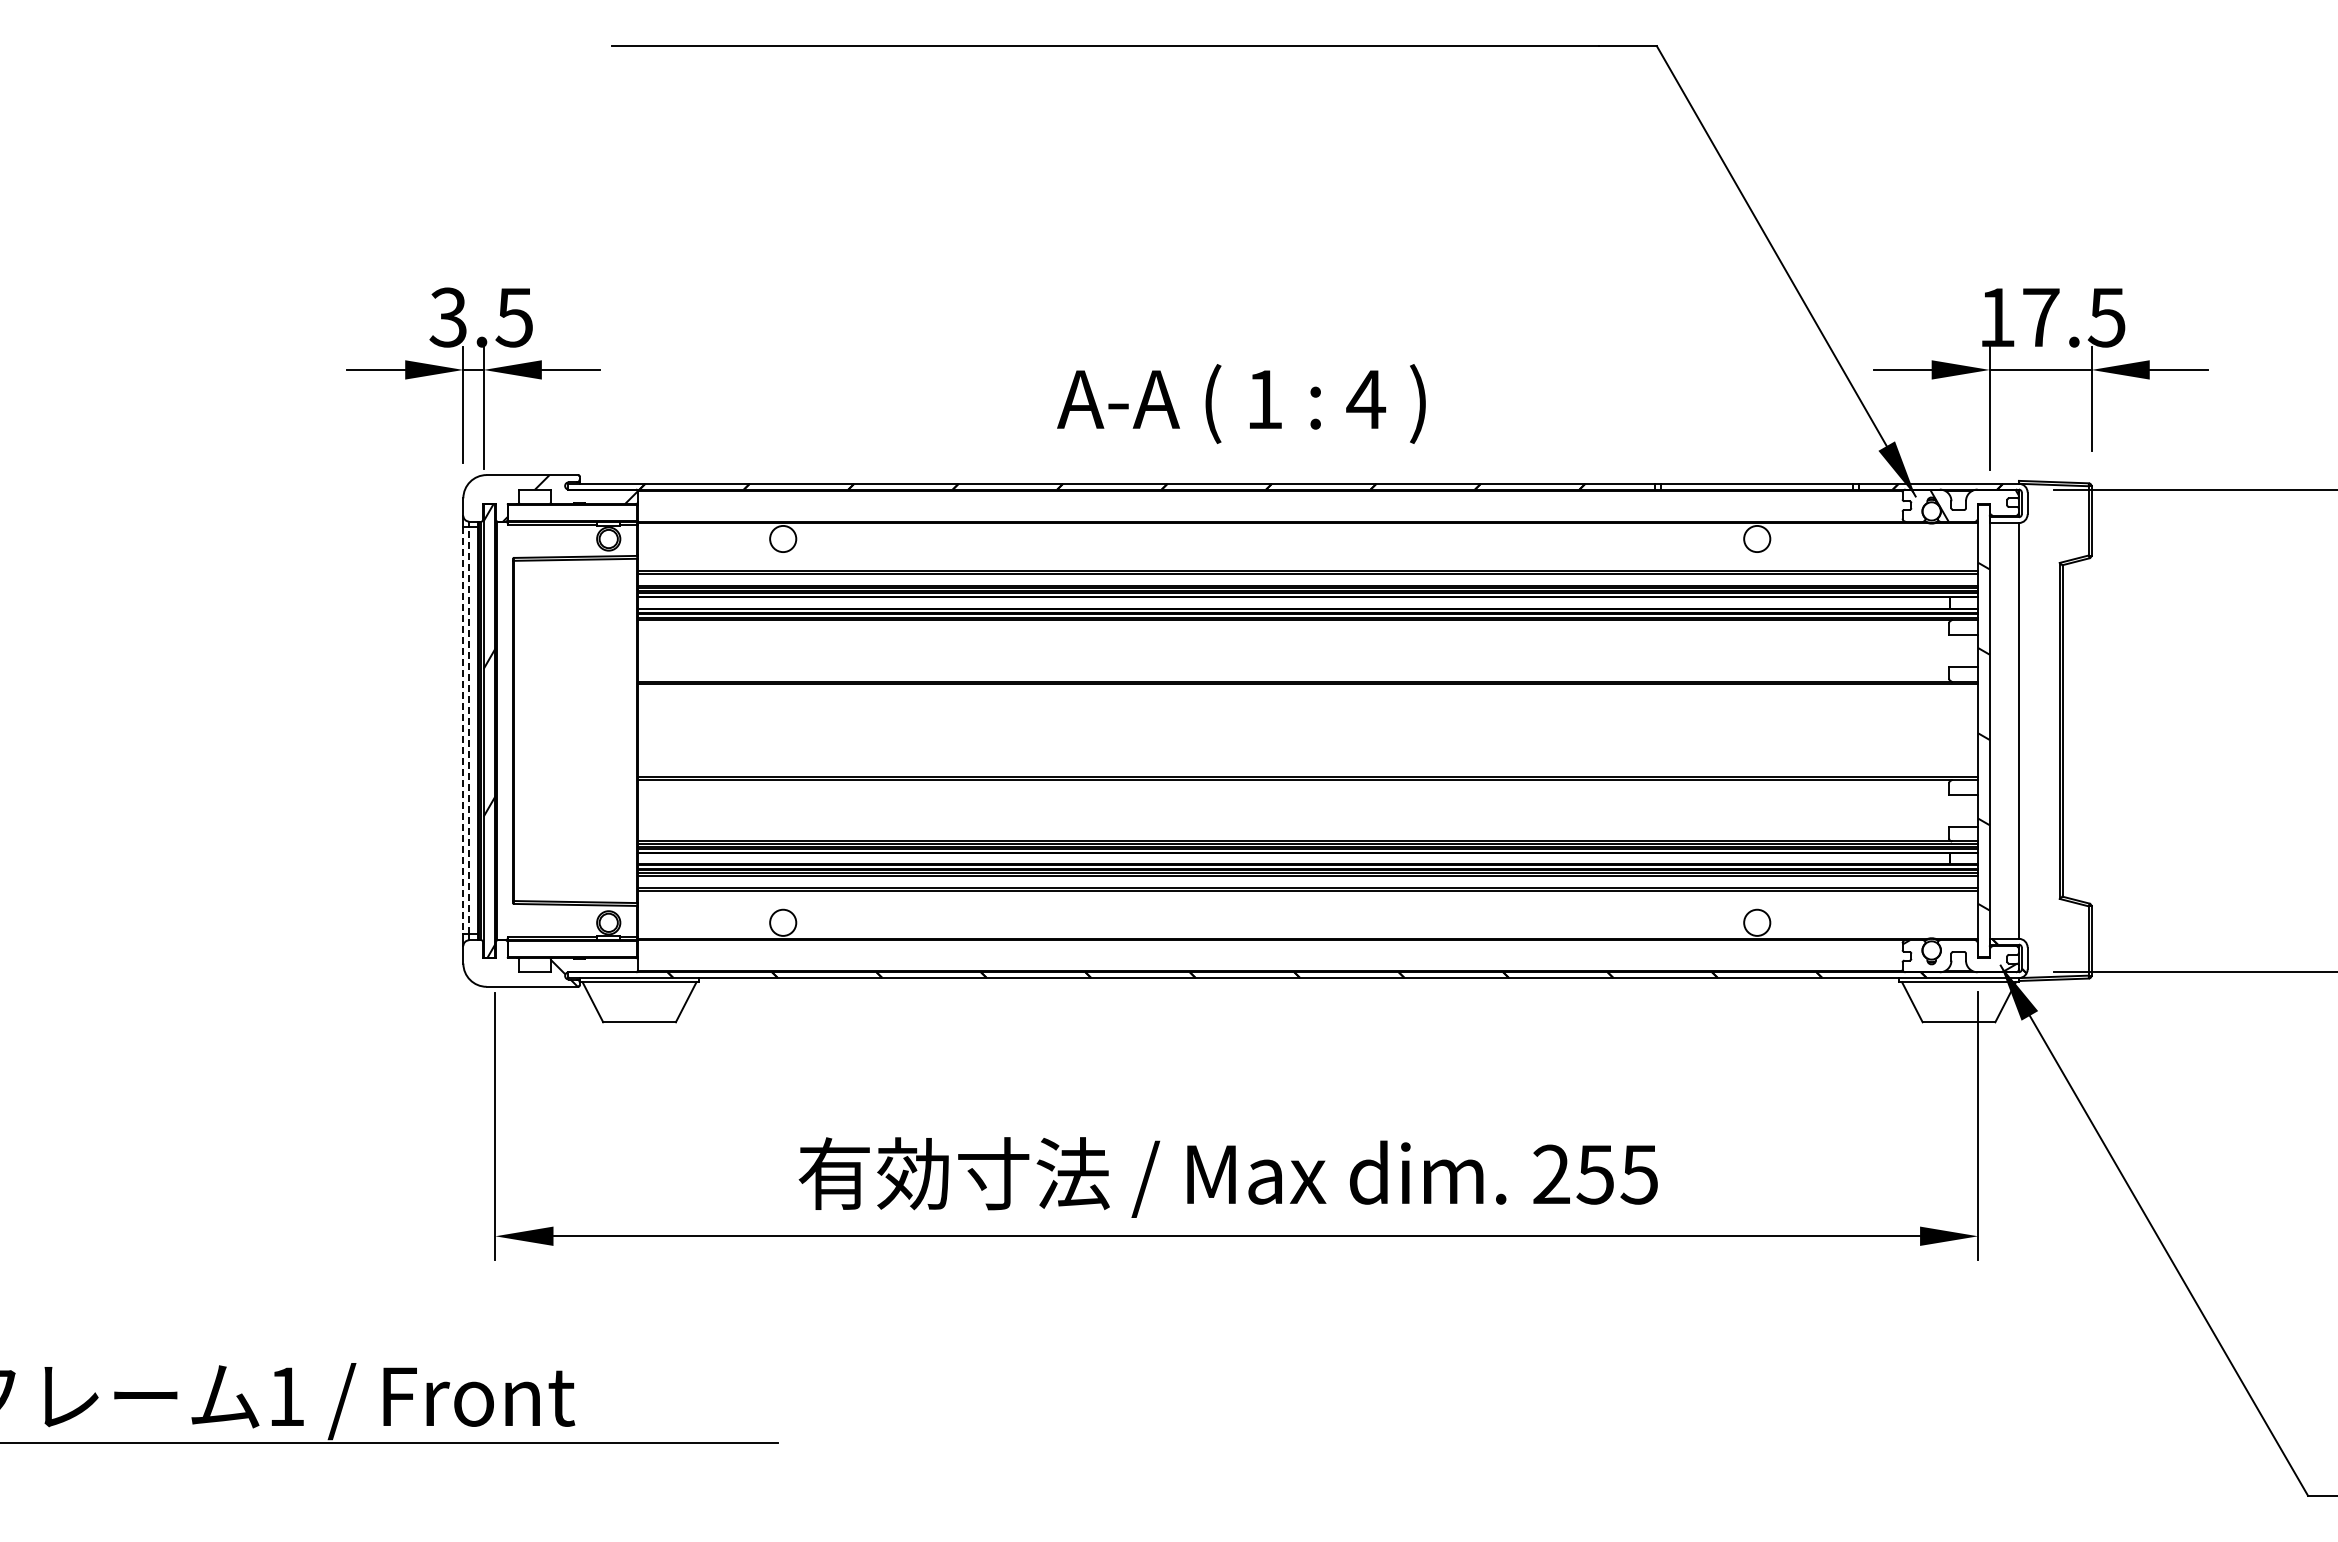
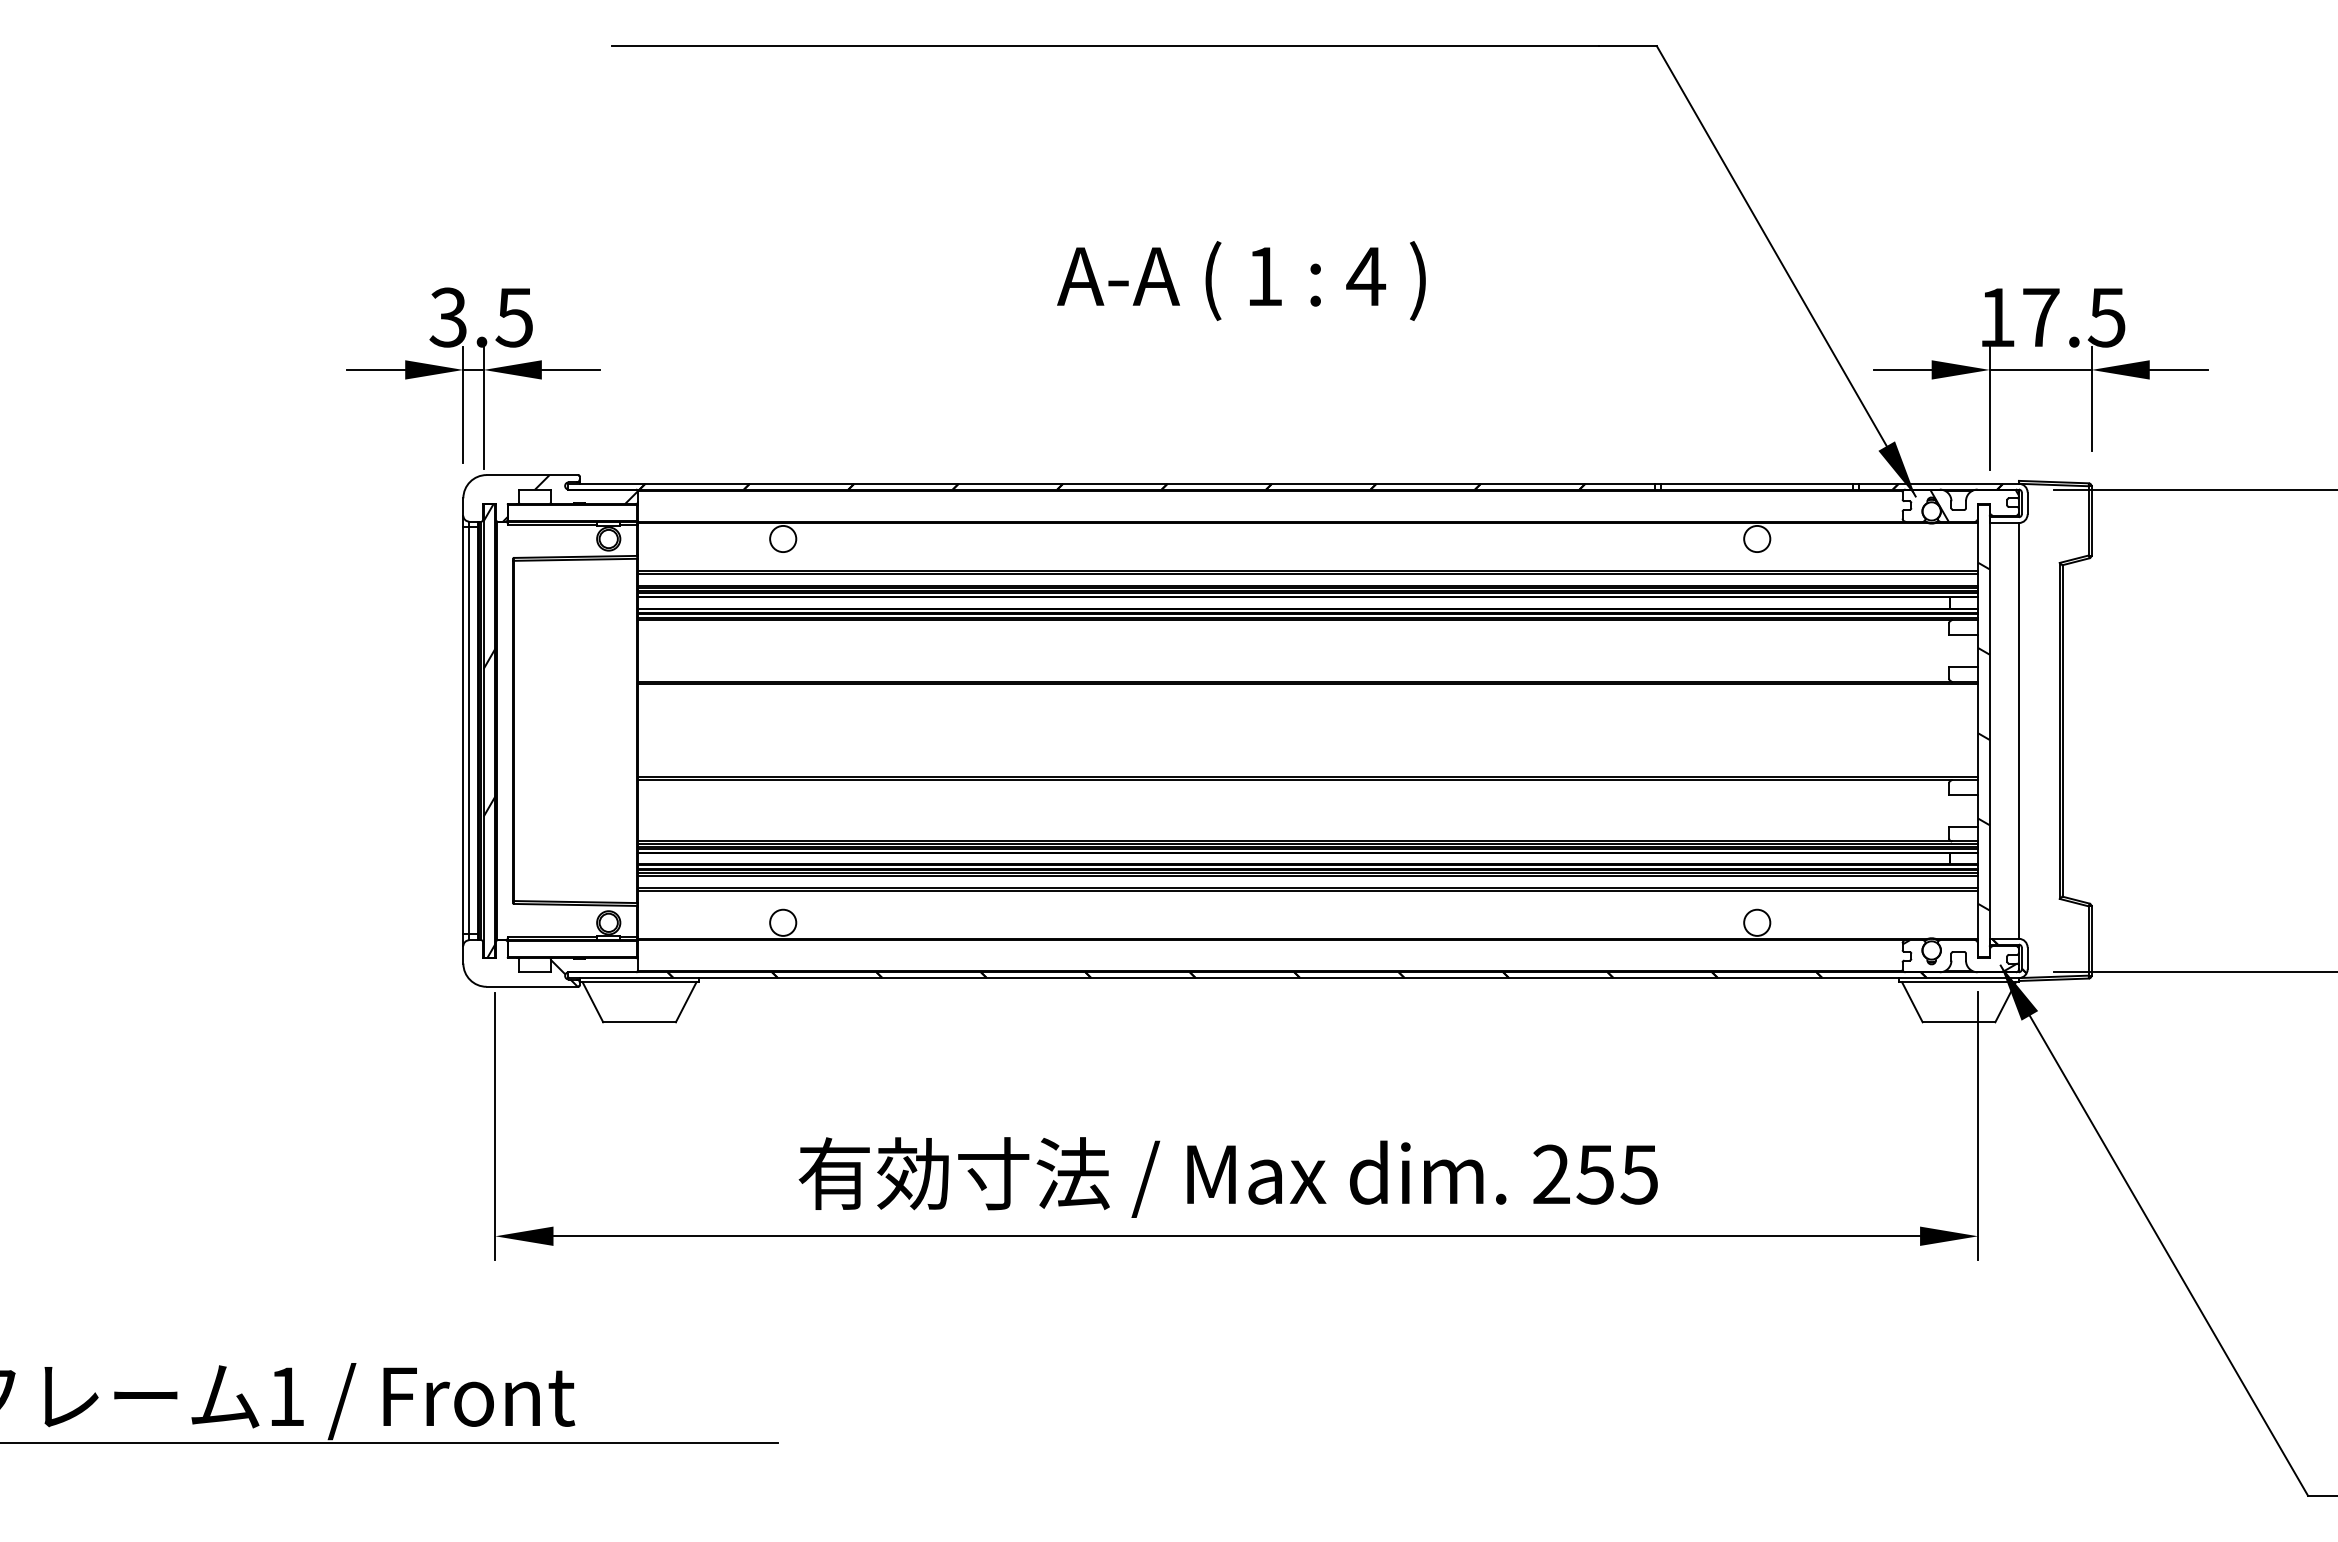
text position: (1241, 403) -> (1241, 280) (1241, 280)
line: dashed -> solid (463, 730)
line: dashed -> solid (469, 730)
